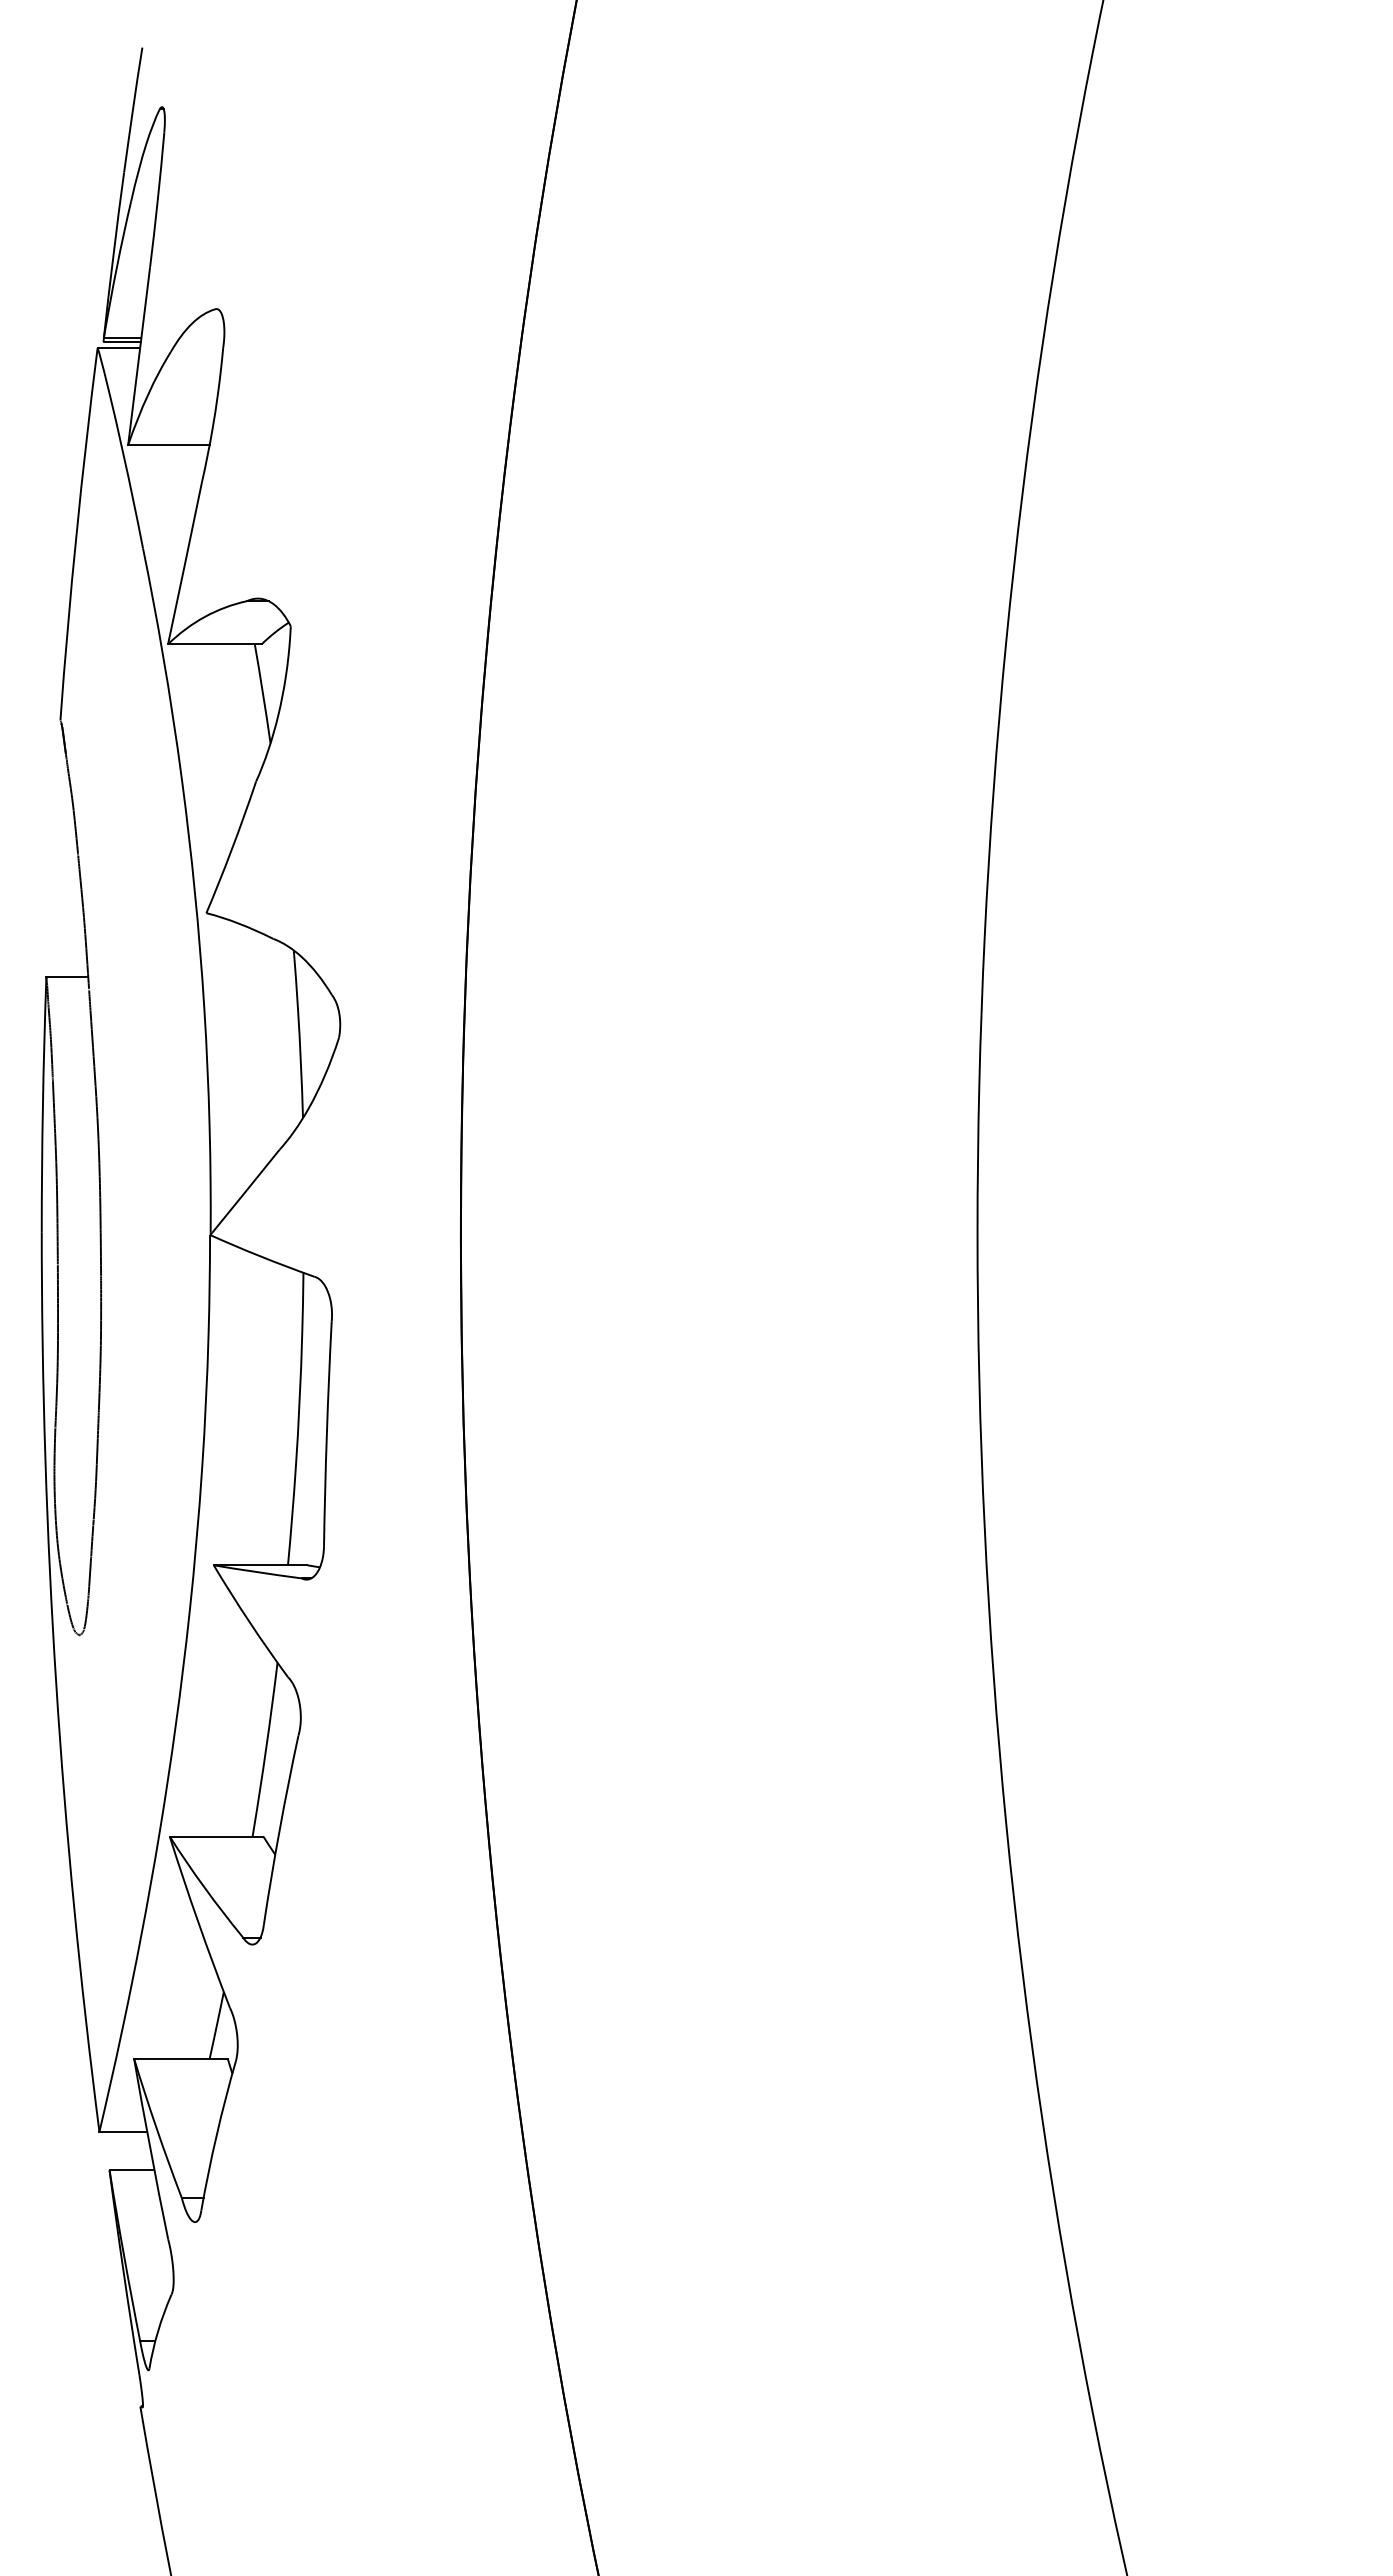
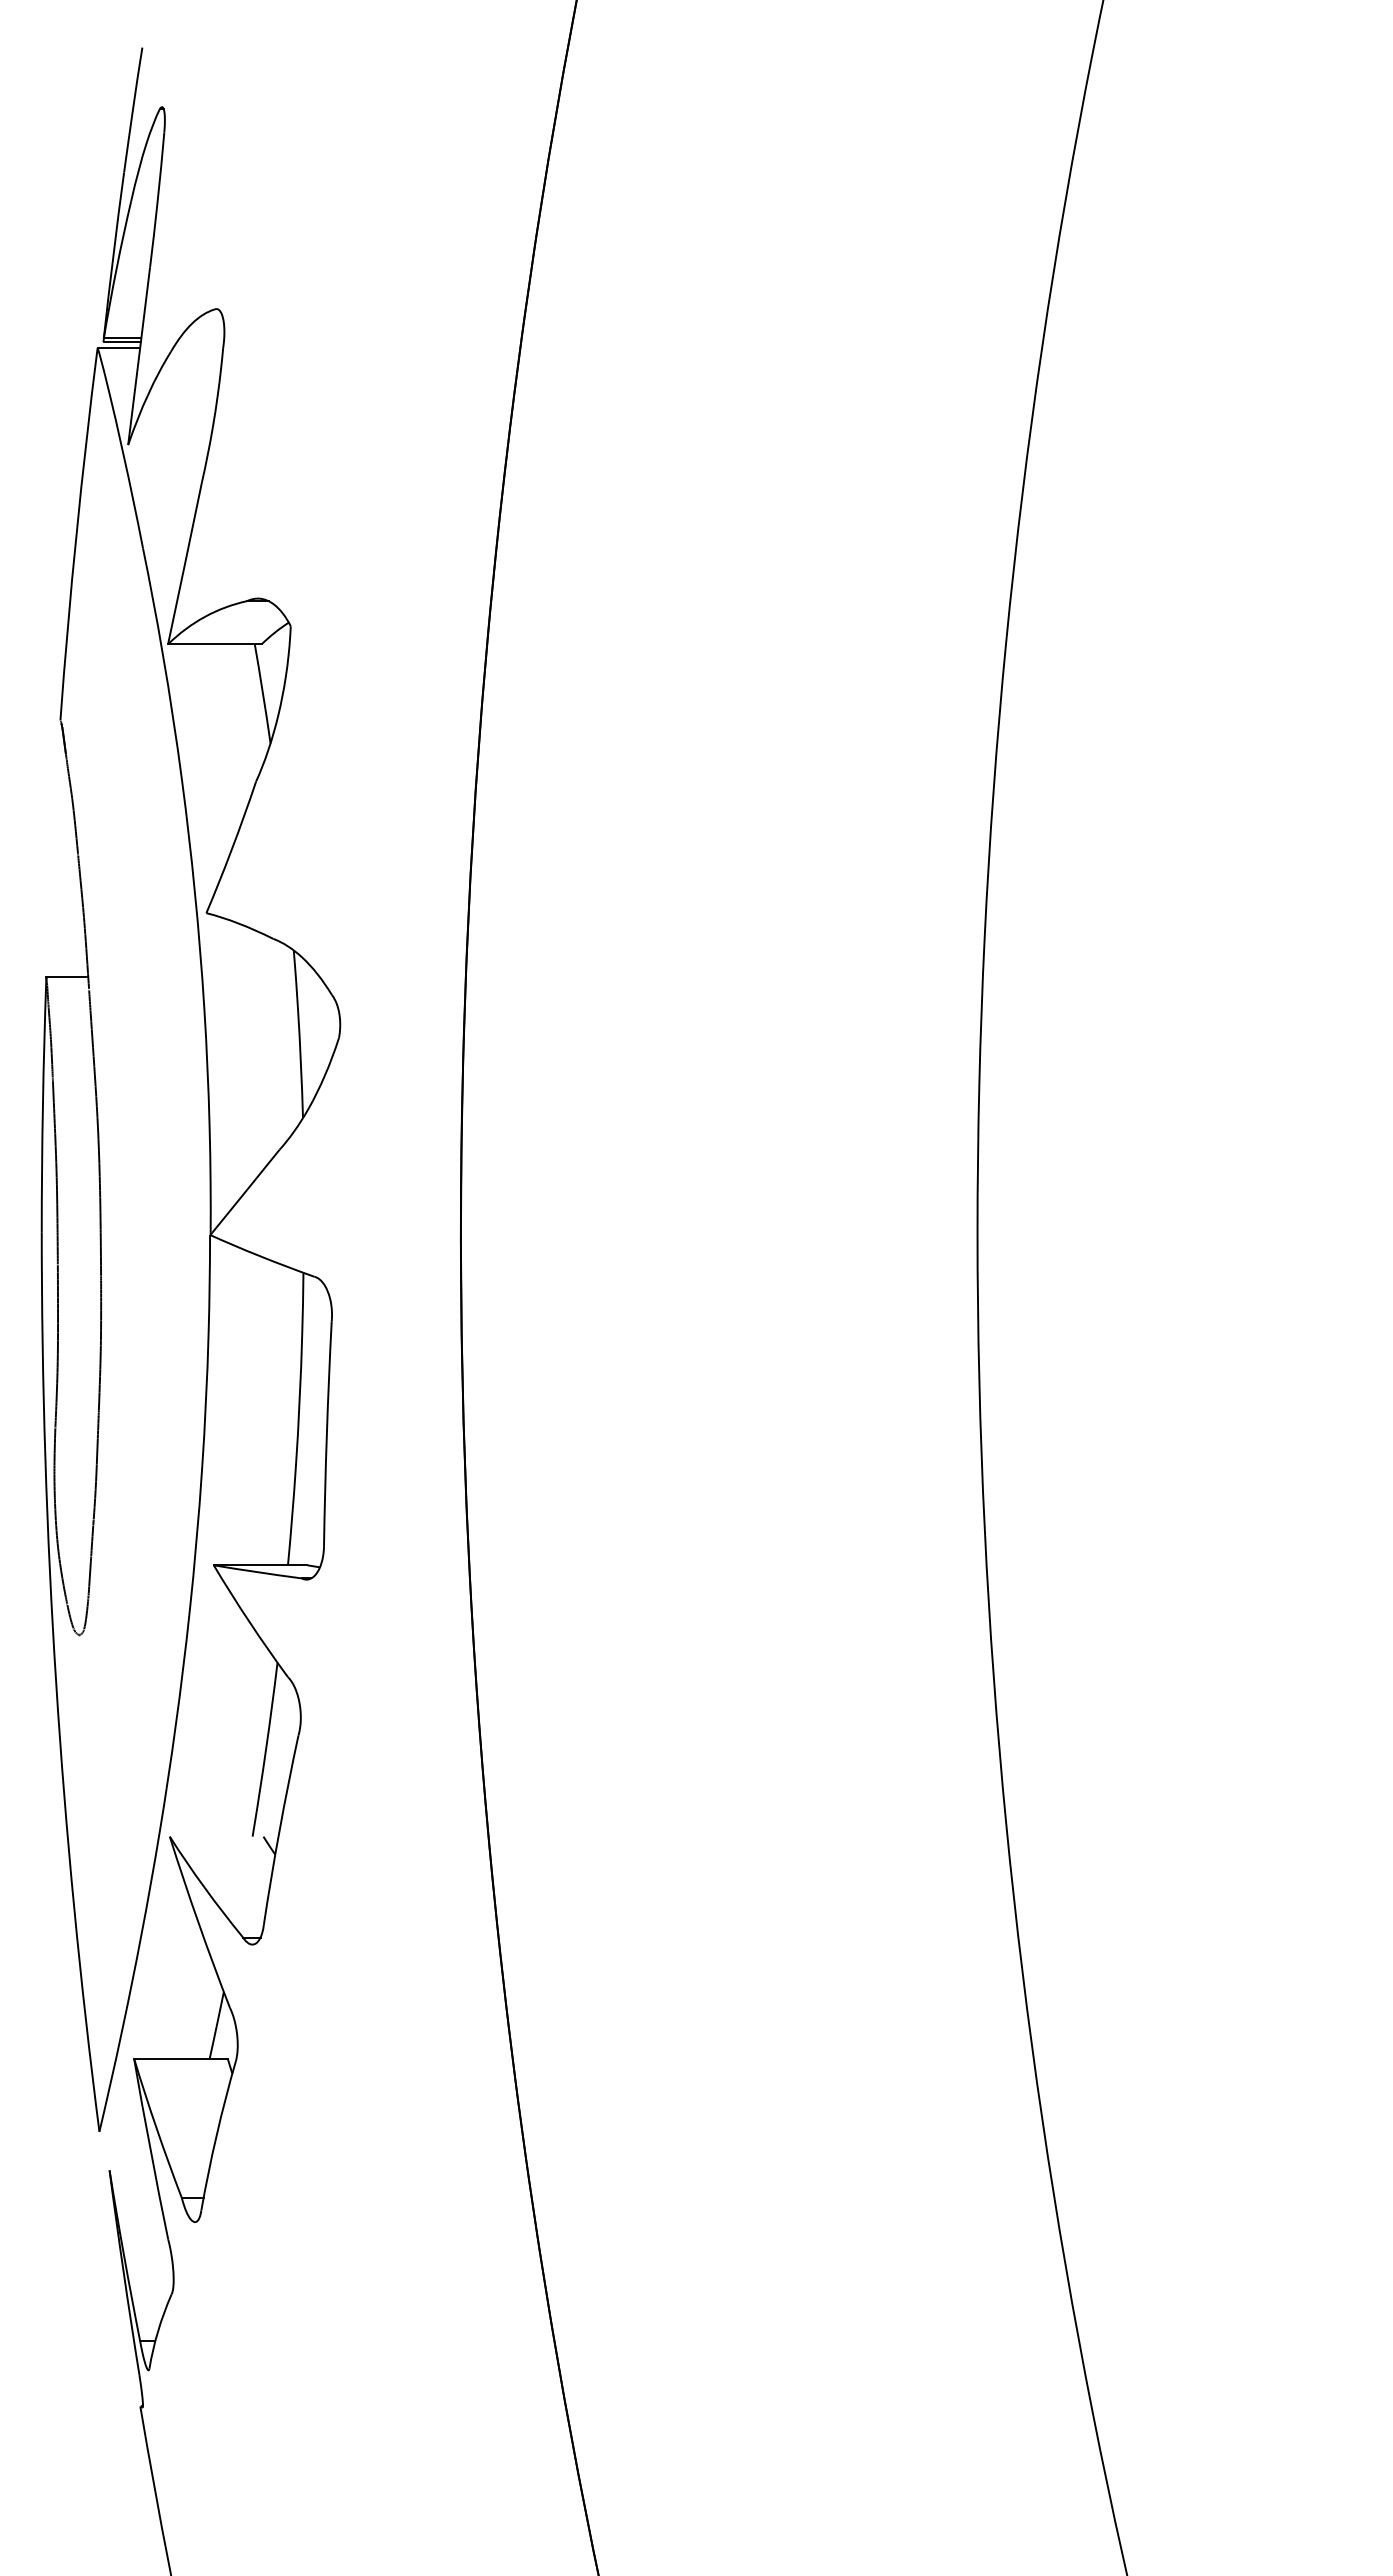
line: present -> none (168, 445)
line: present -> none (216, 1836)
line: present -> none (123, 2131)
line: present -> none (131, 2170)
